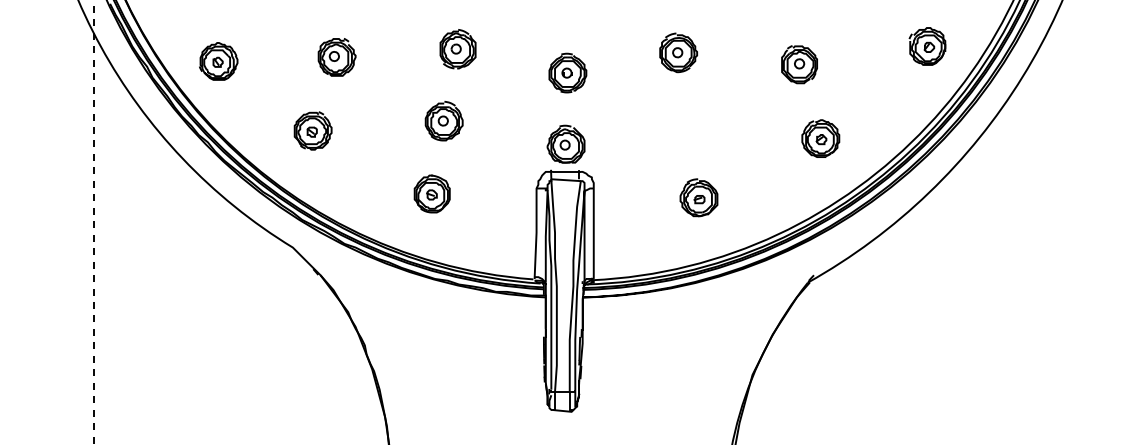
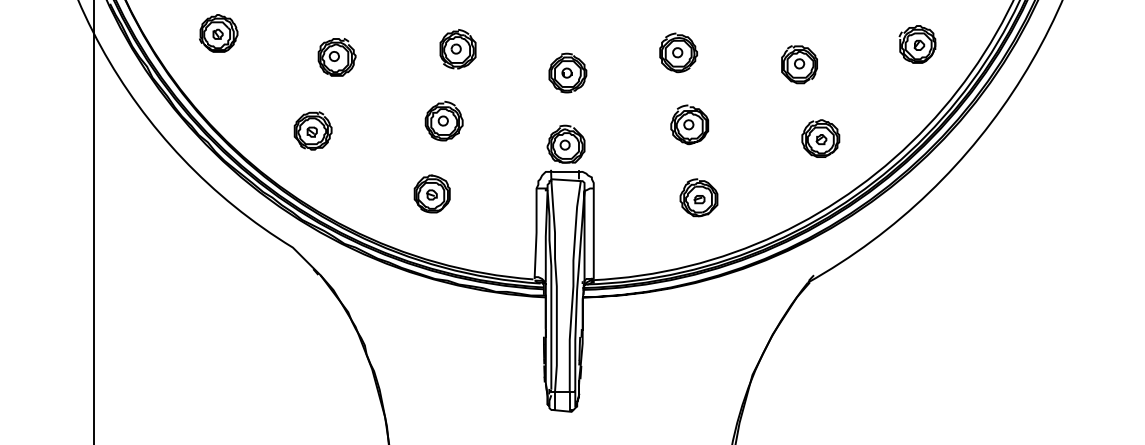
part position: (927, 46) -> (917, 44) (917, 44)
part position: (218, 61) -> (218, 33) (218, 33)
part: none -> present (689, 124)
line: dashed -> solid (93, 221)
